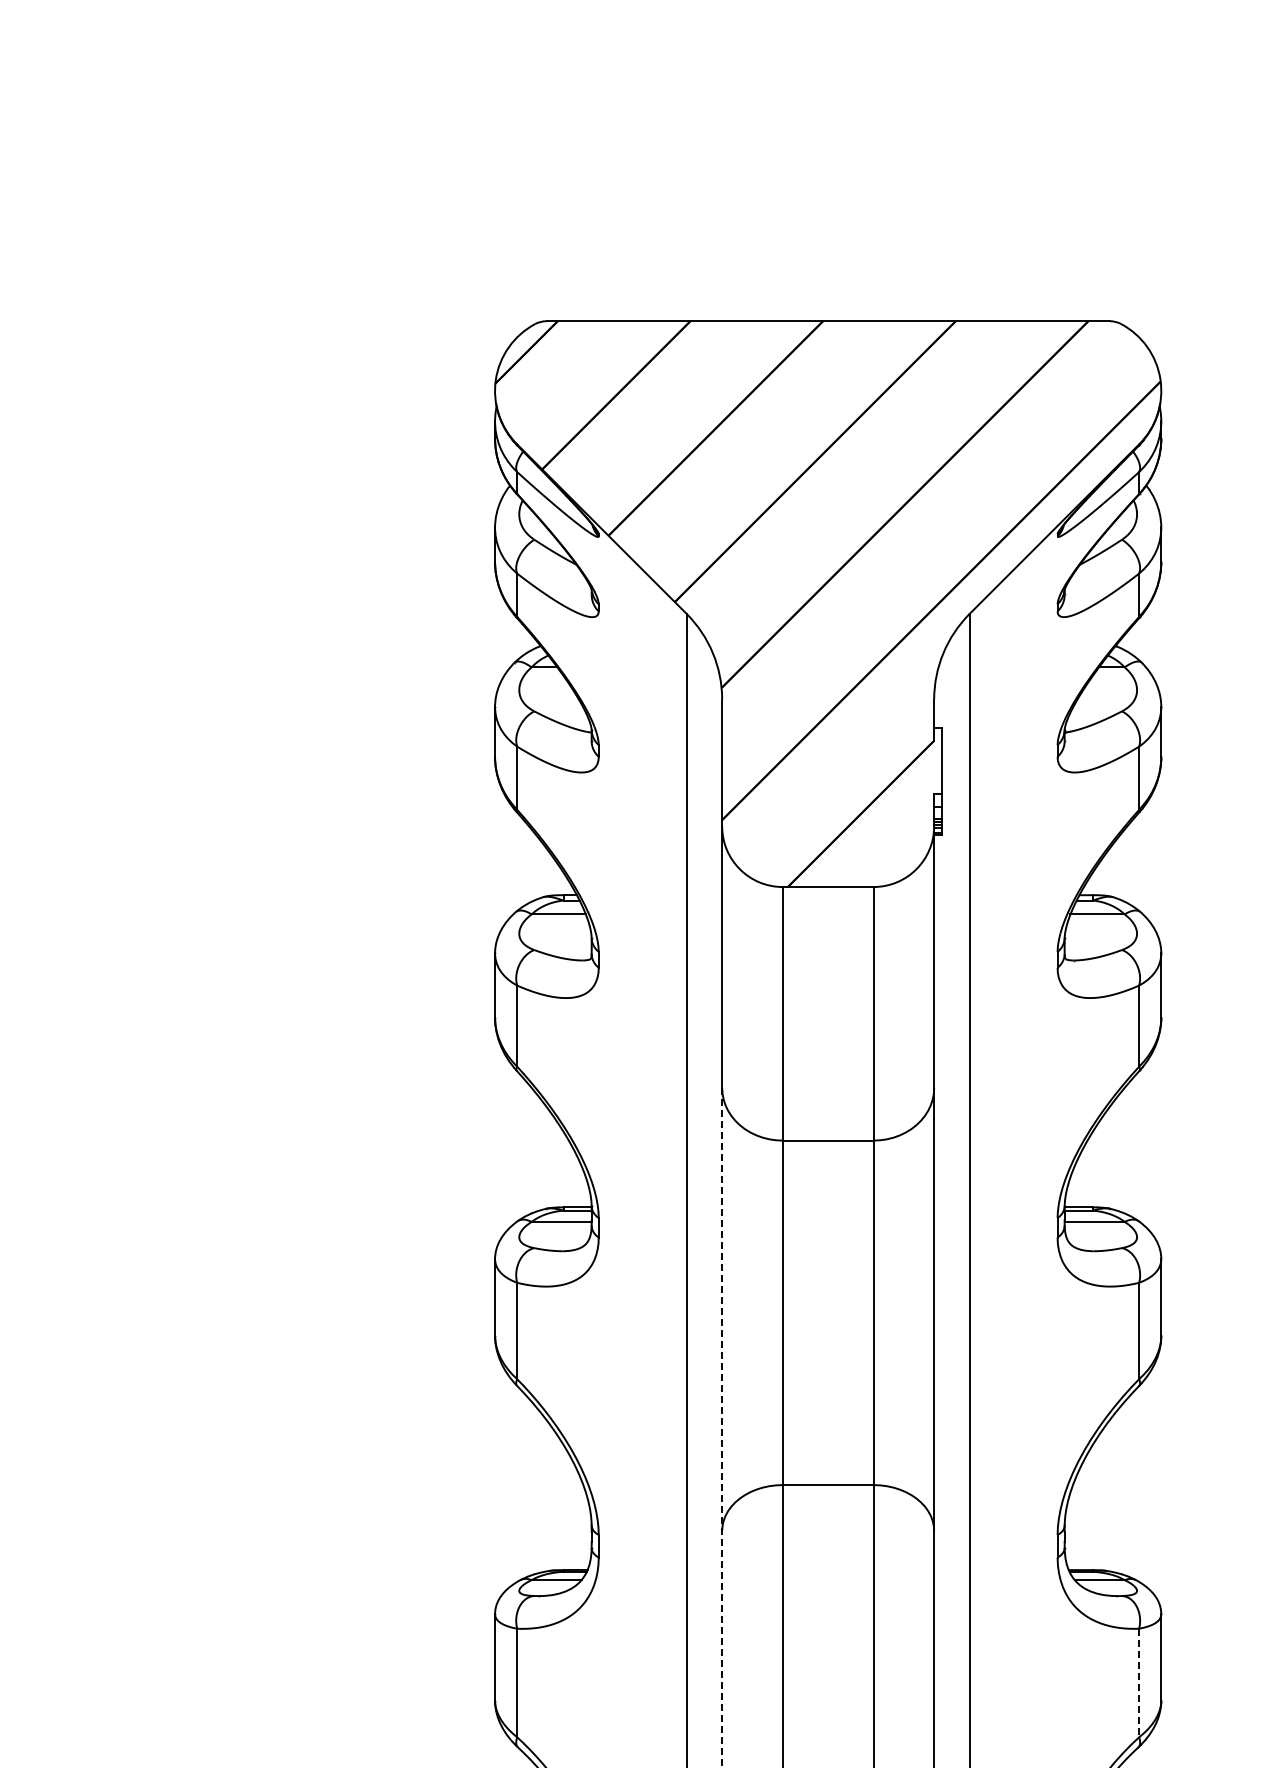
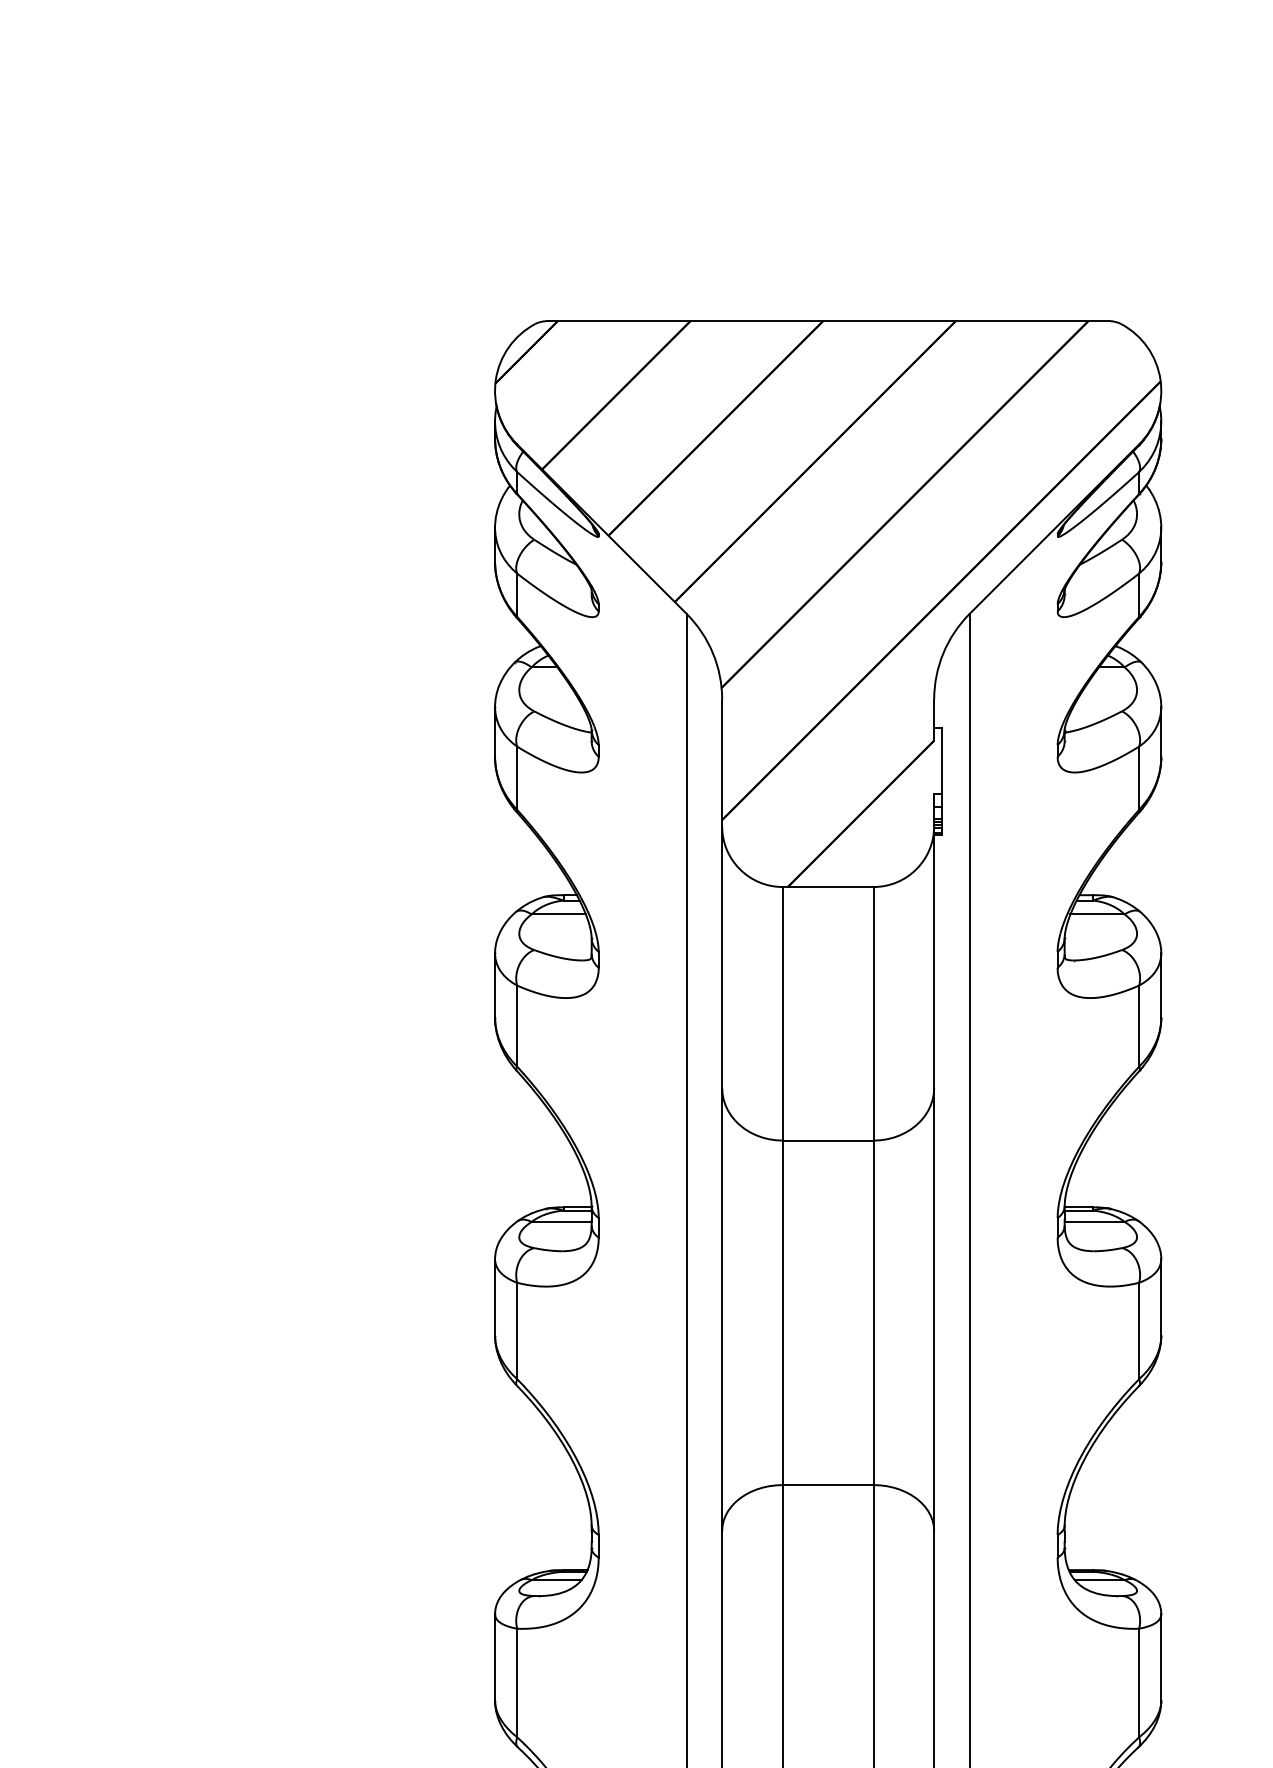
line: dashed -> solid (722, 1428)
line: dashed -> solid (1139, 1683)
